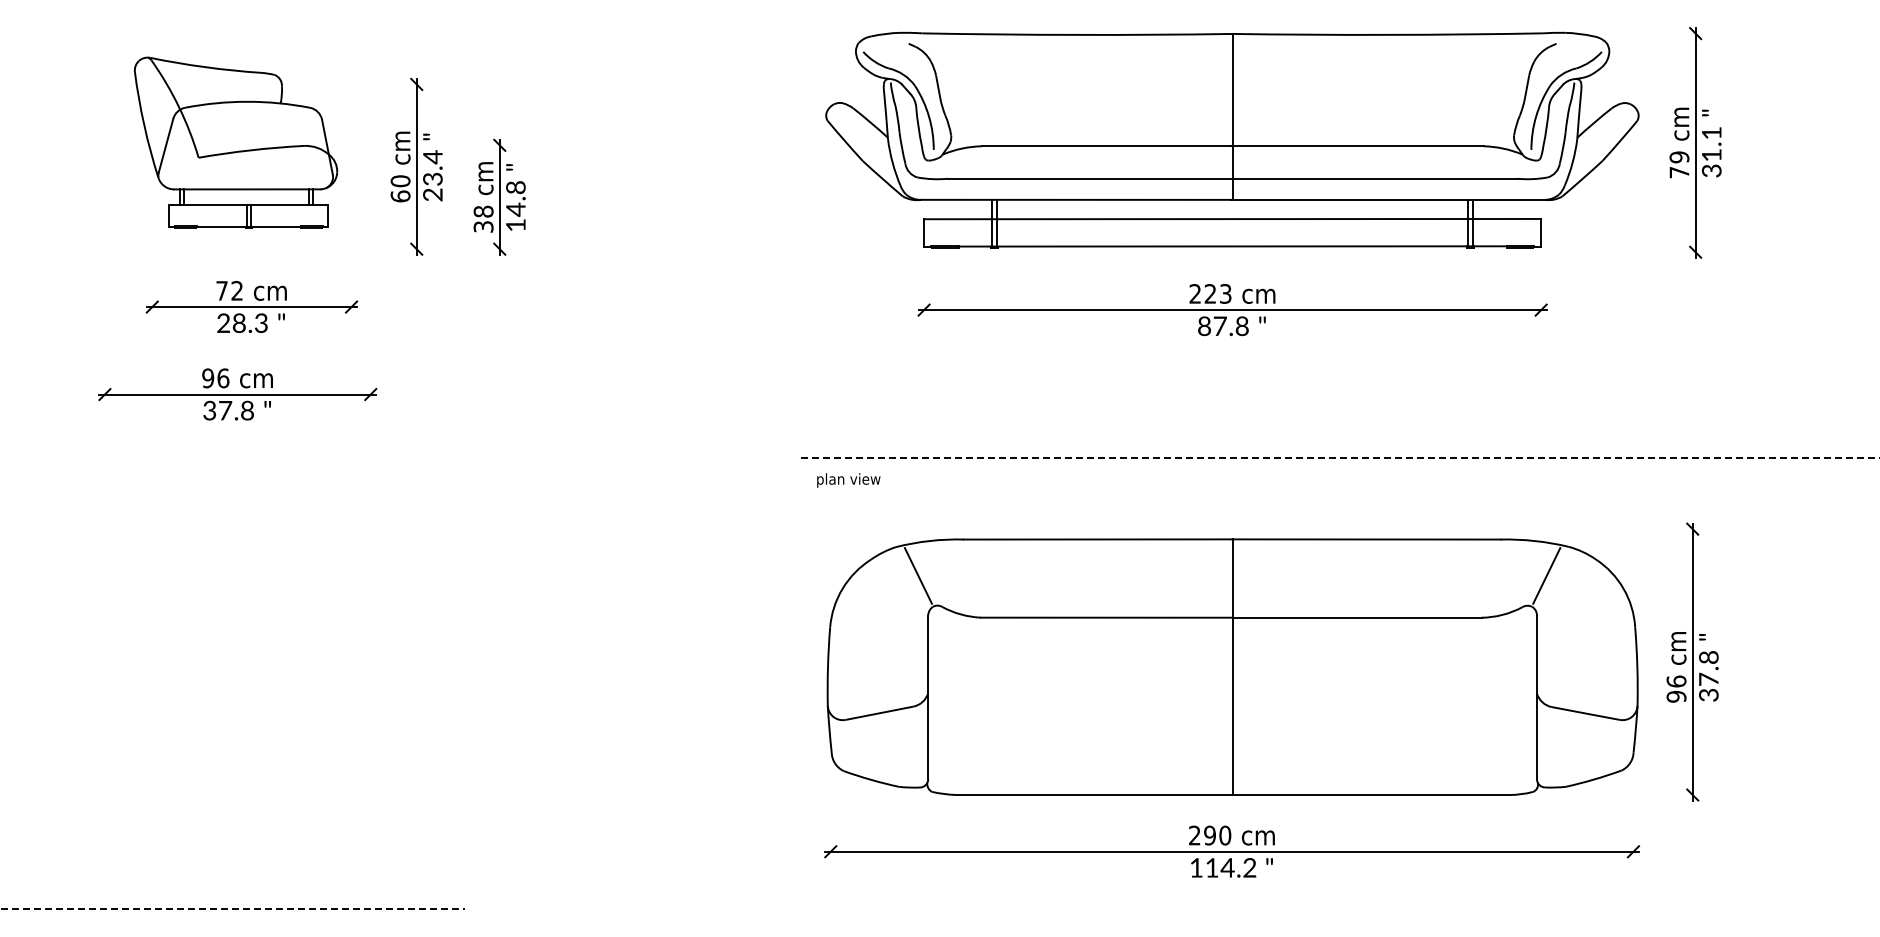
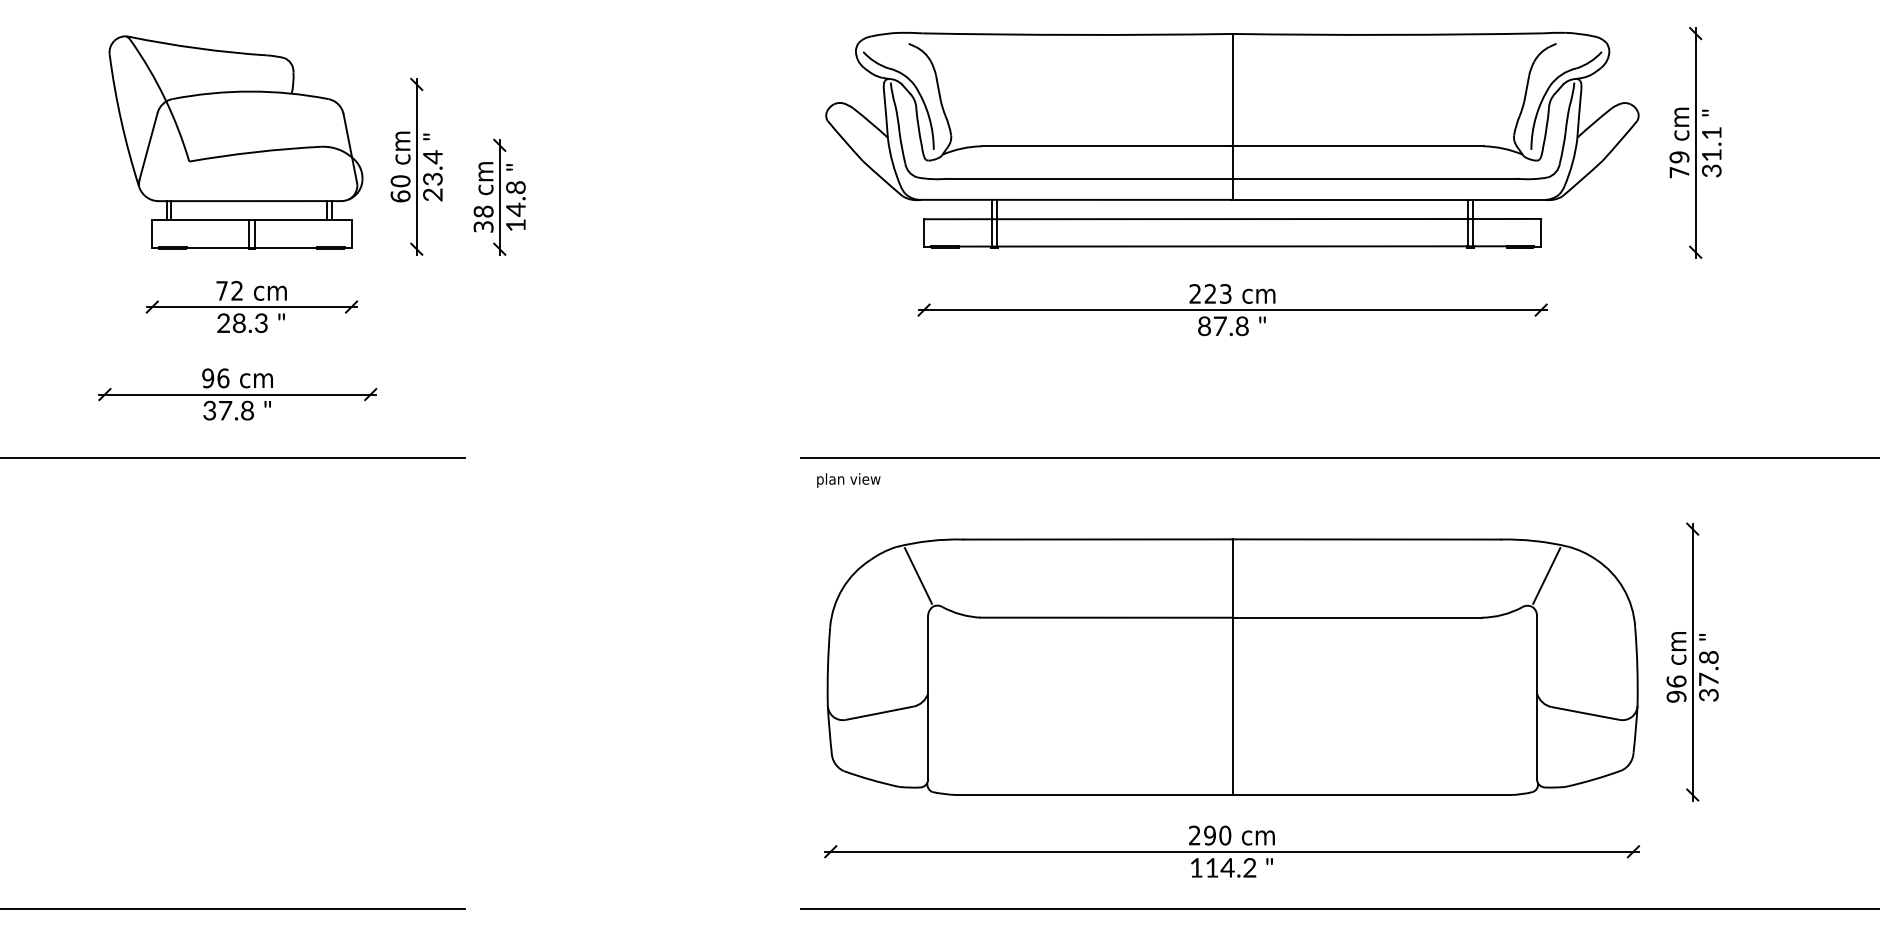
part size: 206x173 px -> 256x215 px (235, 142)
line: none -> present (233, 458)
line: dashed -> solid (1340, 458)
line: dashed -> solid (233, 908)
line: none -> present (1338, 908)
